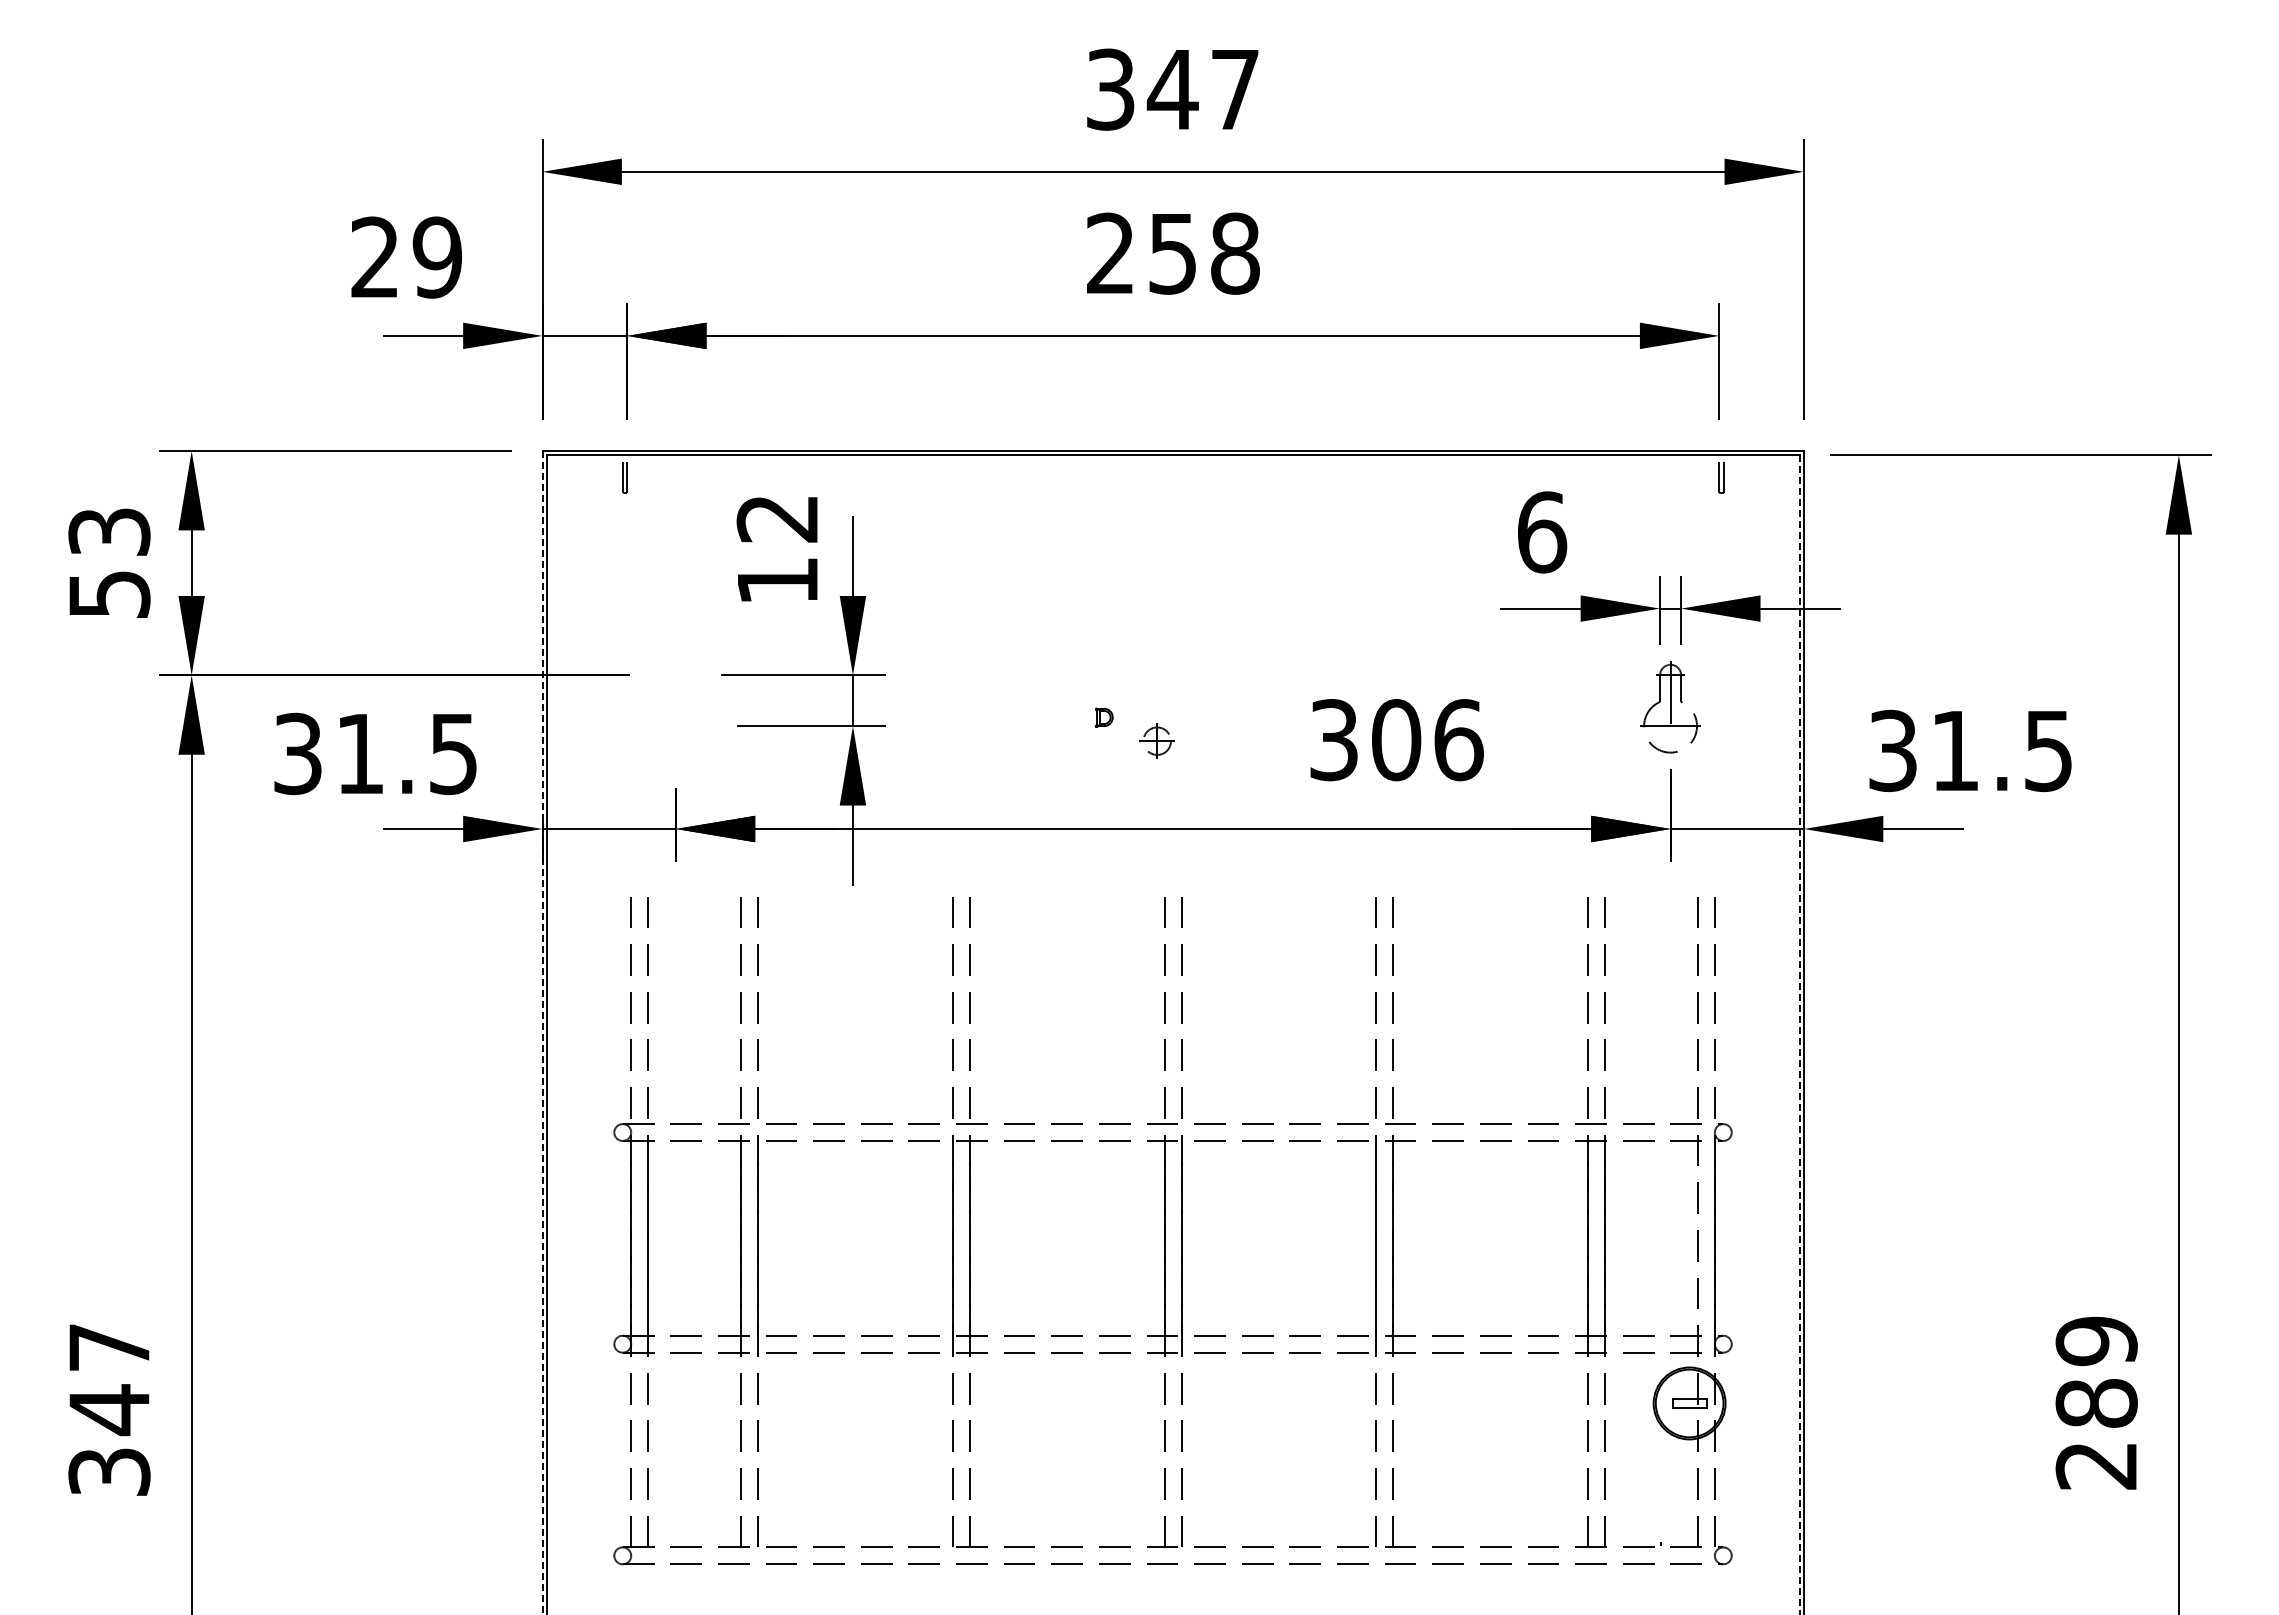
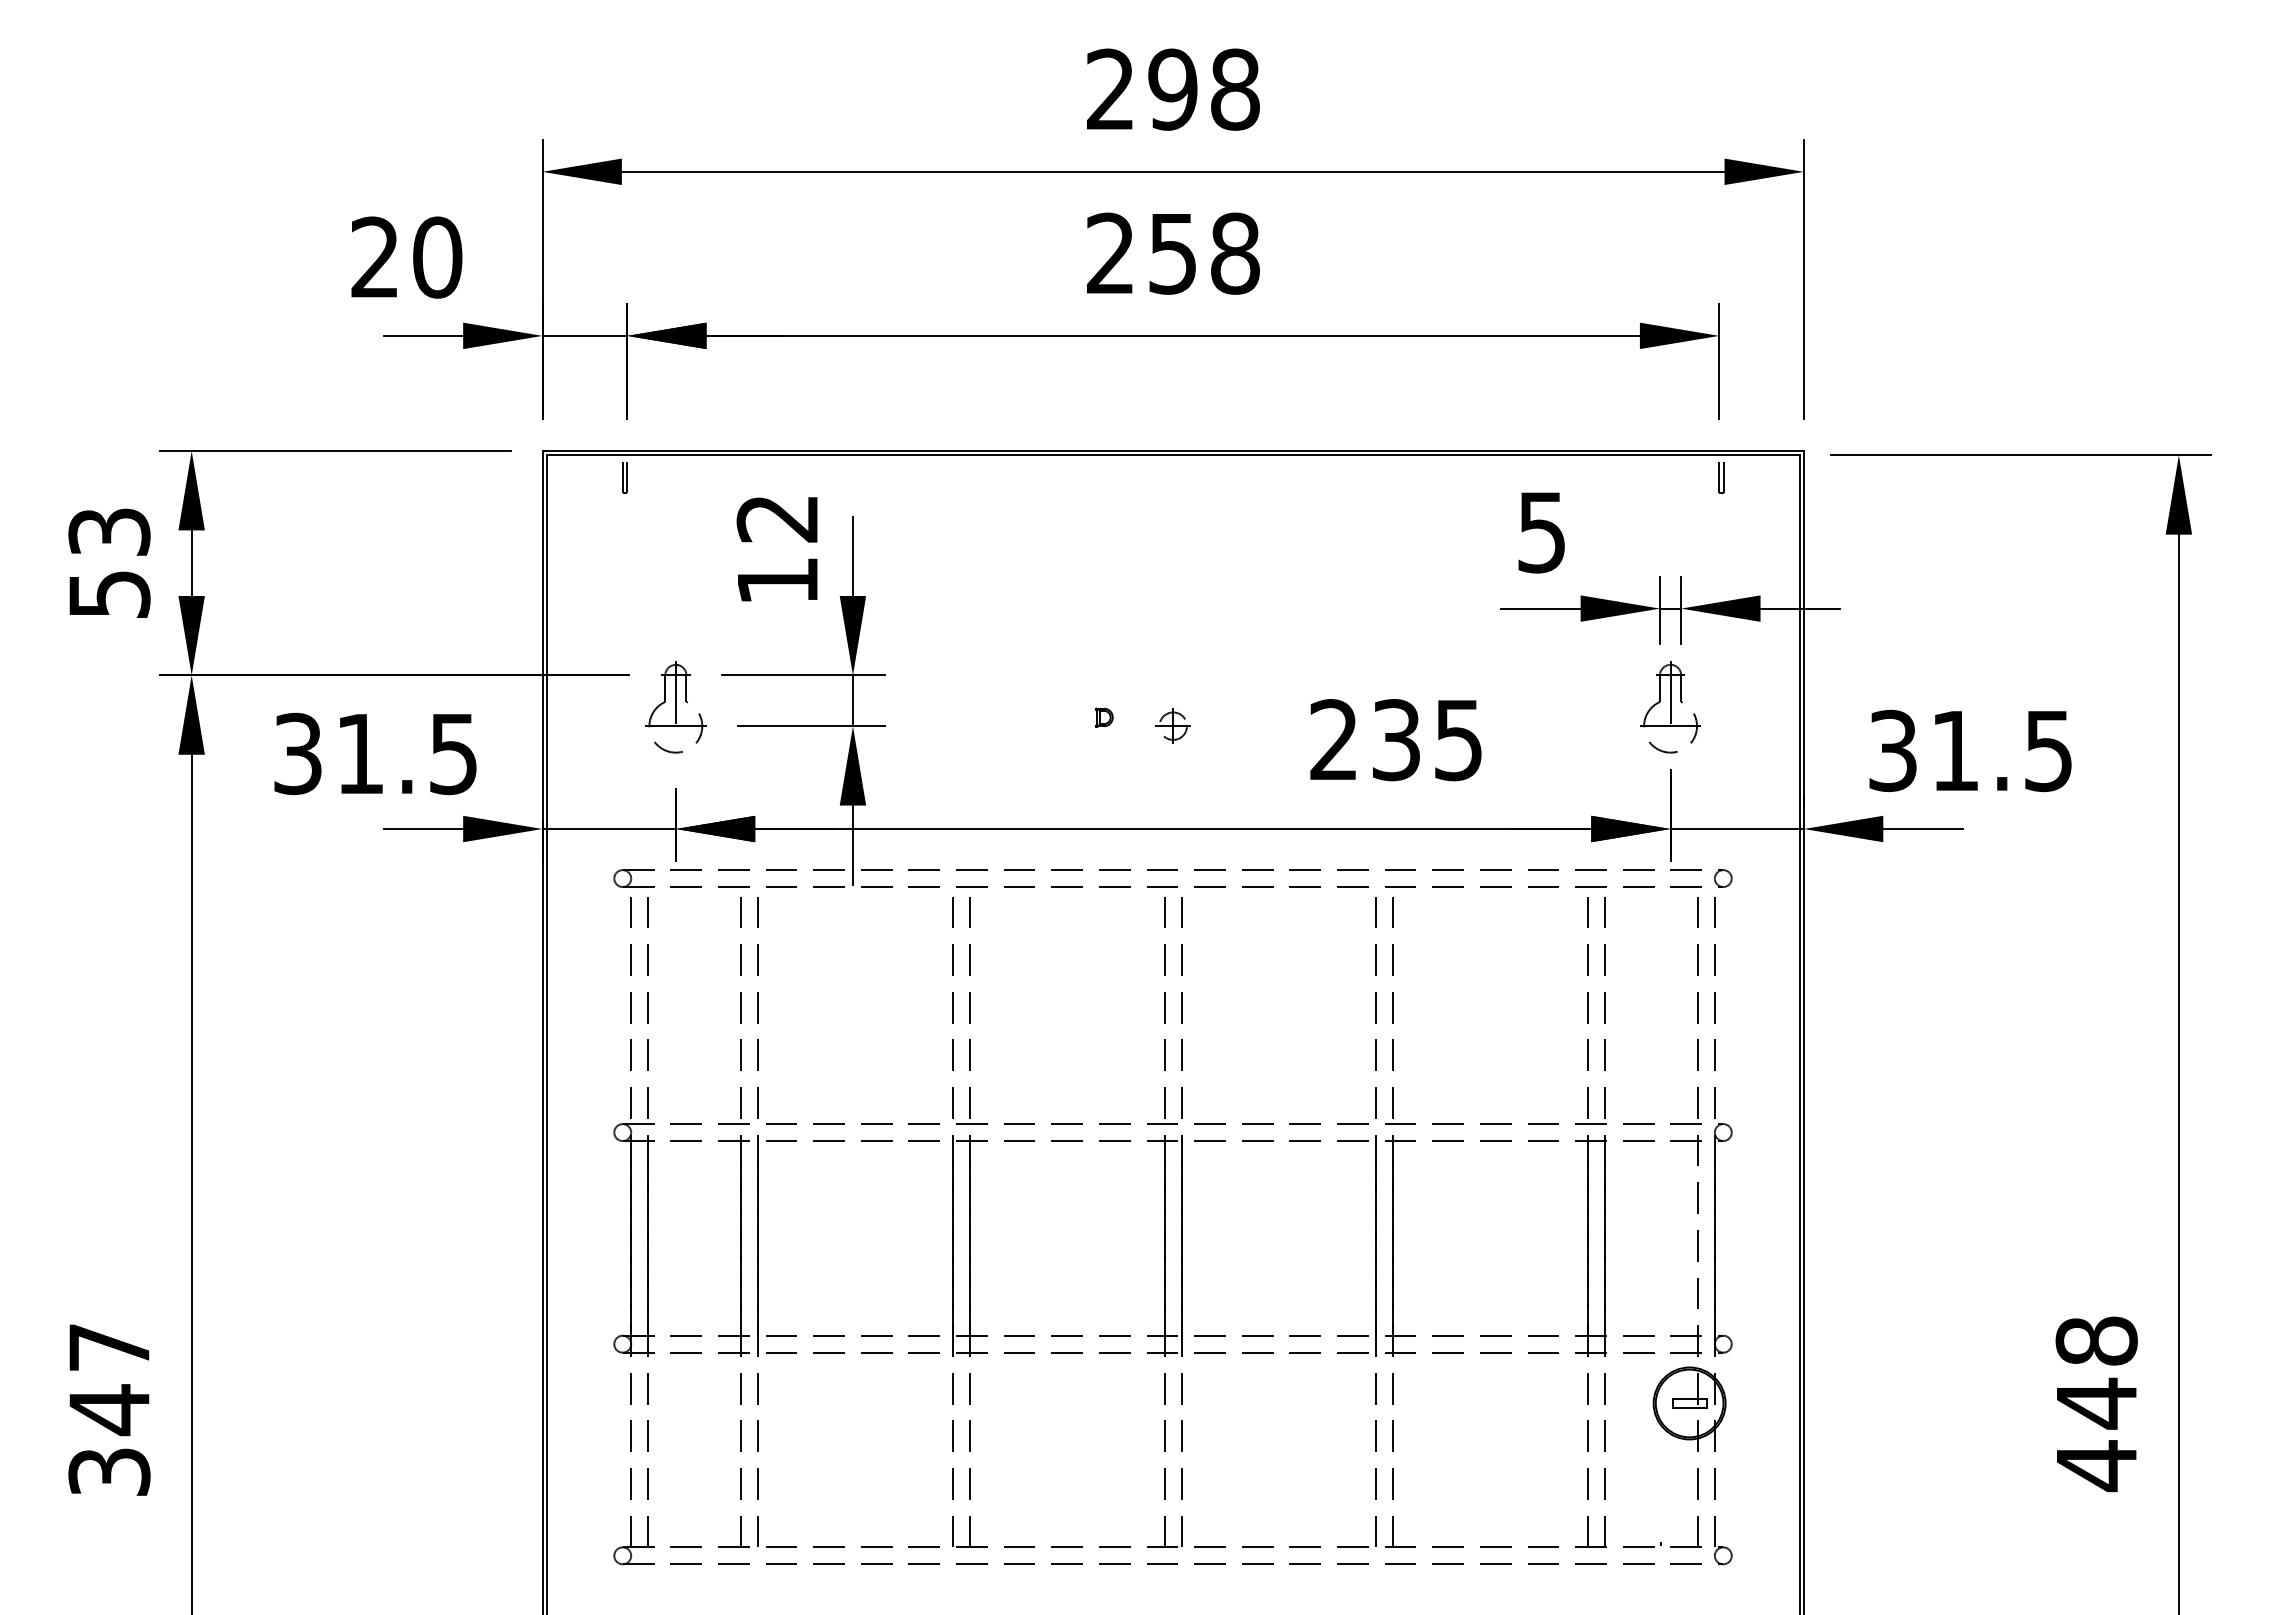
text: 347 -> 298 (1173, 89)
text: 29 -> 20 (437, 257)
text: 6 -> 5 (1542, 532)
part: none -> present (675, 707)
part position: (1156, 740) -> (1172, 725) (1172, 725)
text: 306 -> 235 (1396, 740)
part: none -> present (1172, 870)
line: dashed -> solid (542, 1033)
line: dashed -> solid (1799, 1035)
text: 289 -> 448 (2096, 1404)
